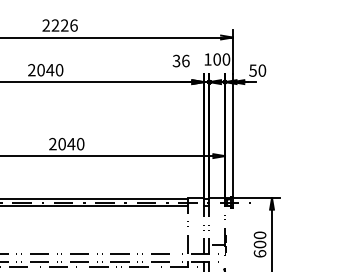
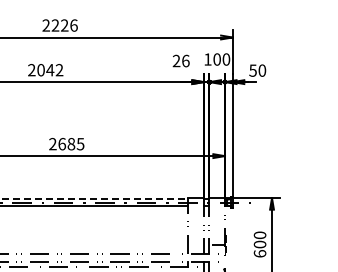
text: 36 -> 26 (176, 61)
text: 2040 -> 2042 (59, 70)
text: 2040 -> 2685 (71, 143)
line: solid -> dashed (94, 198)
